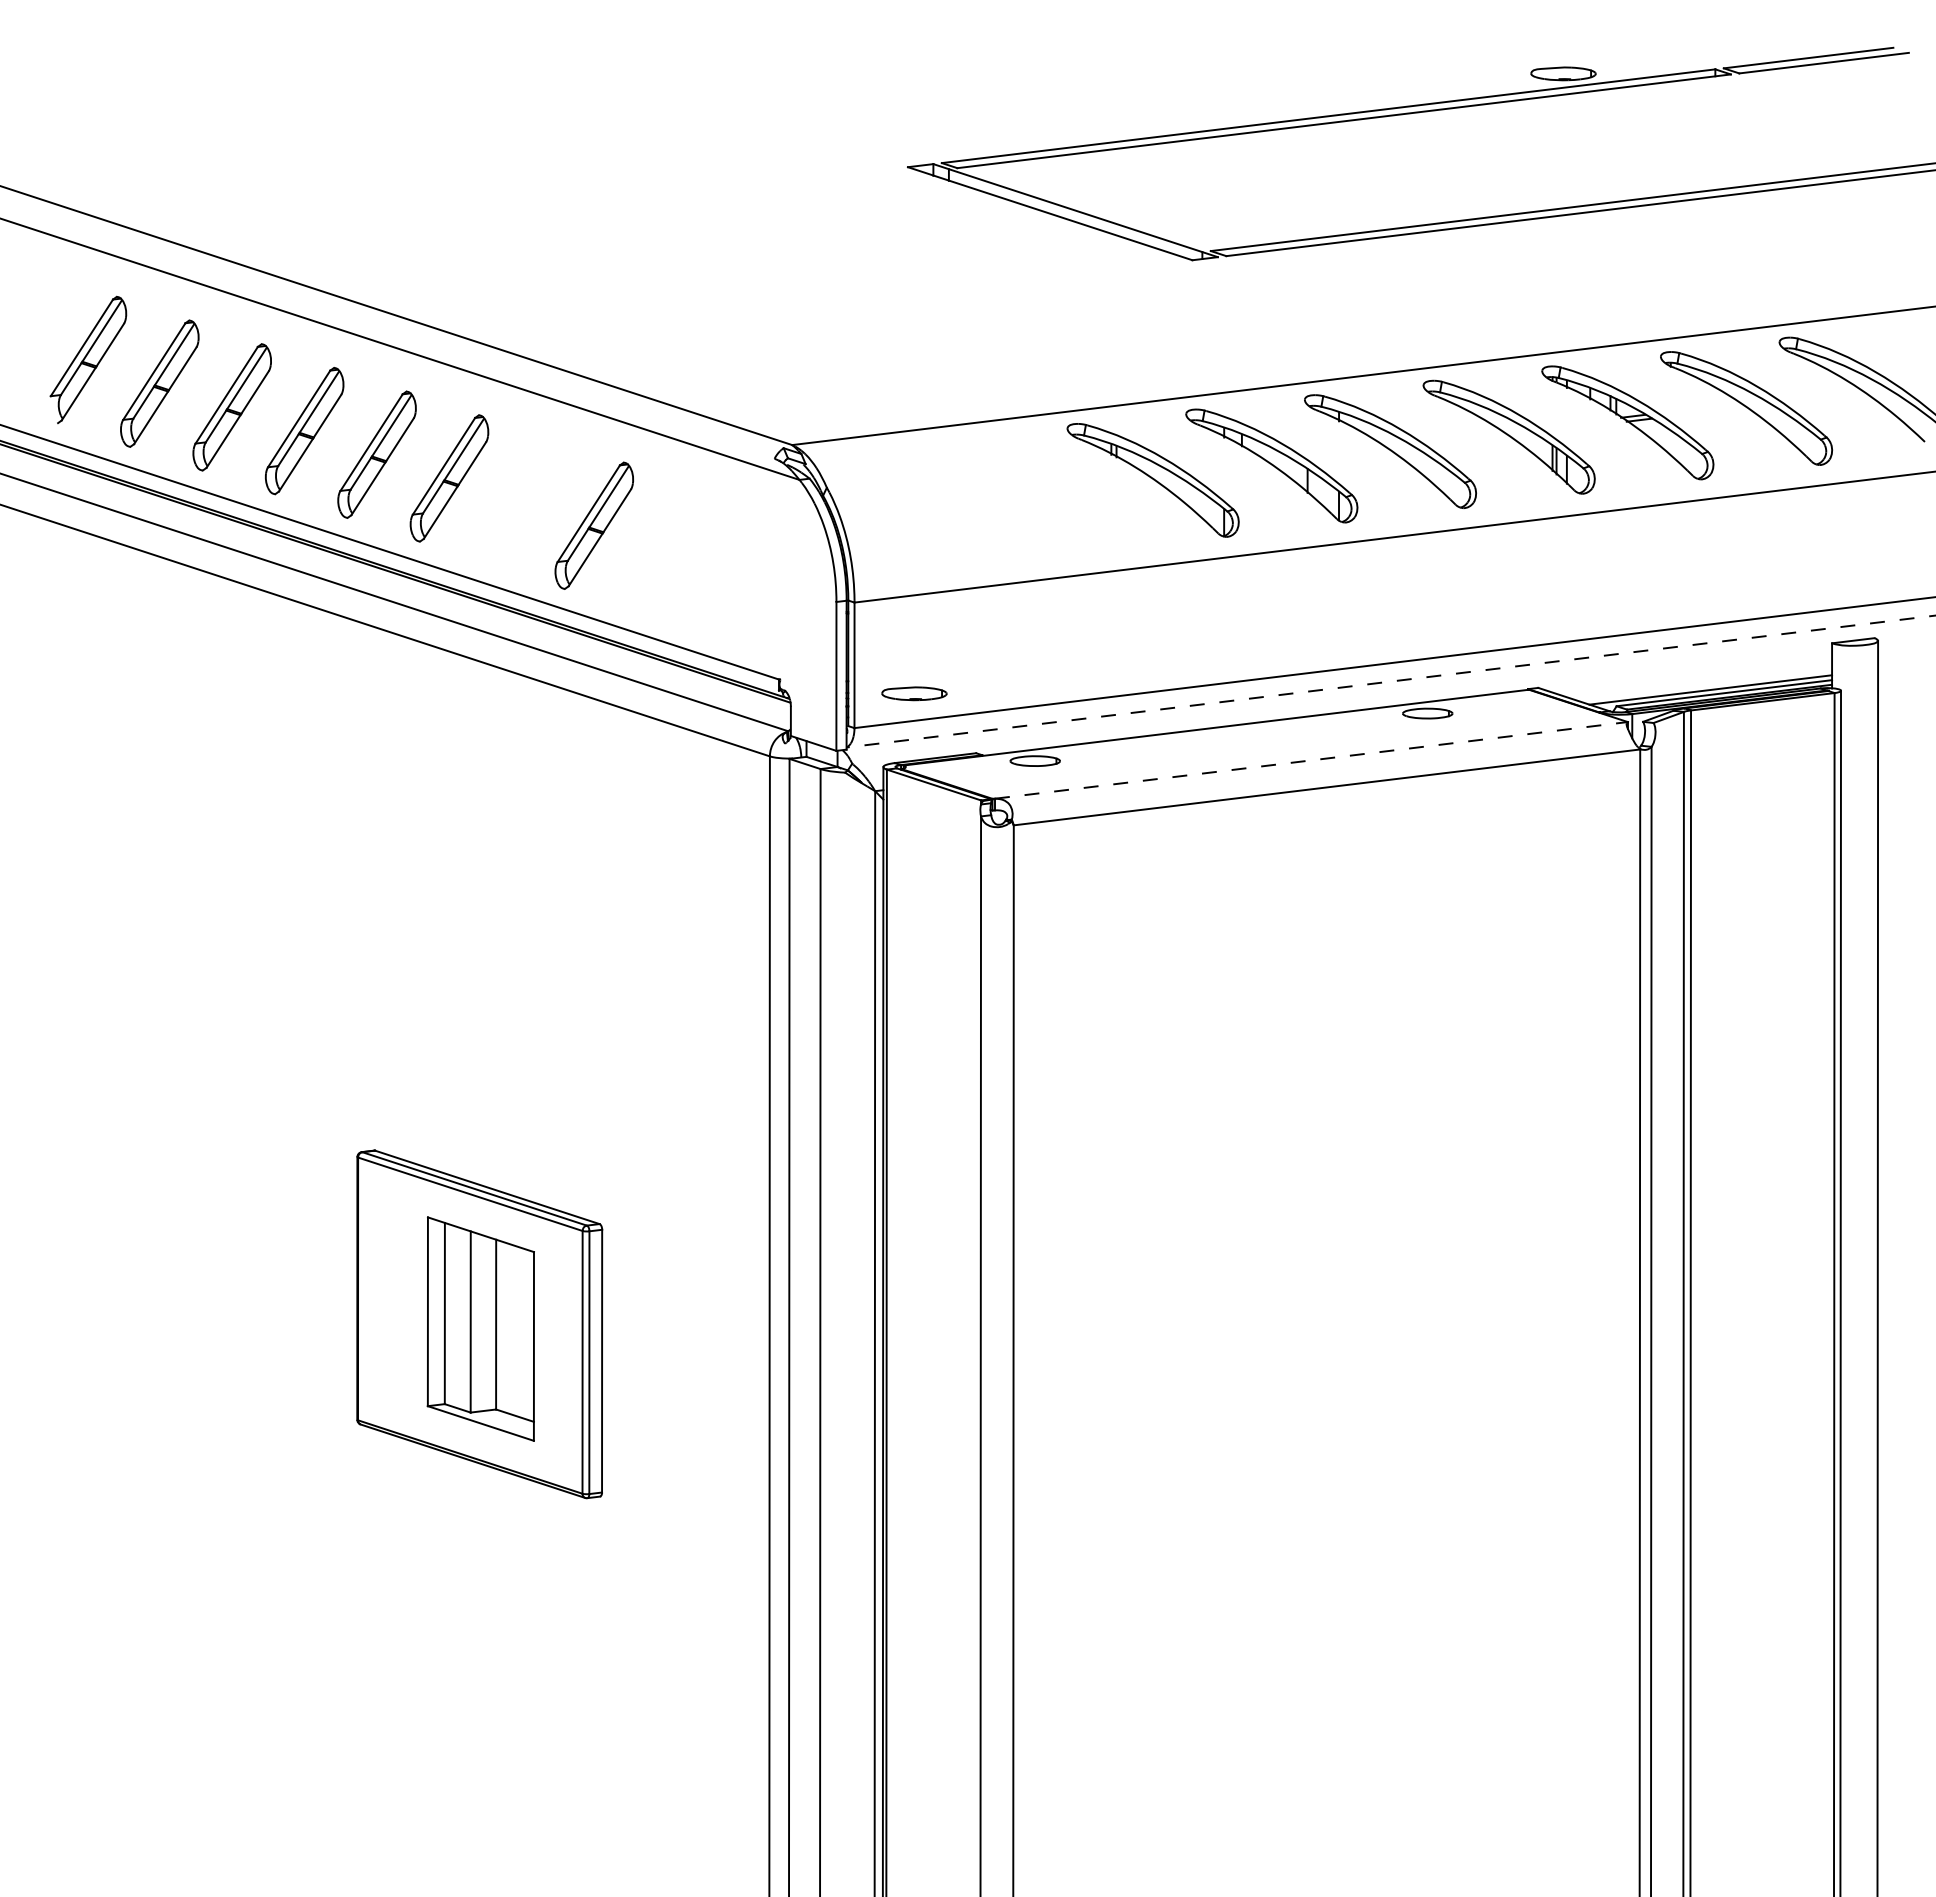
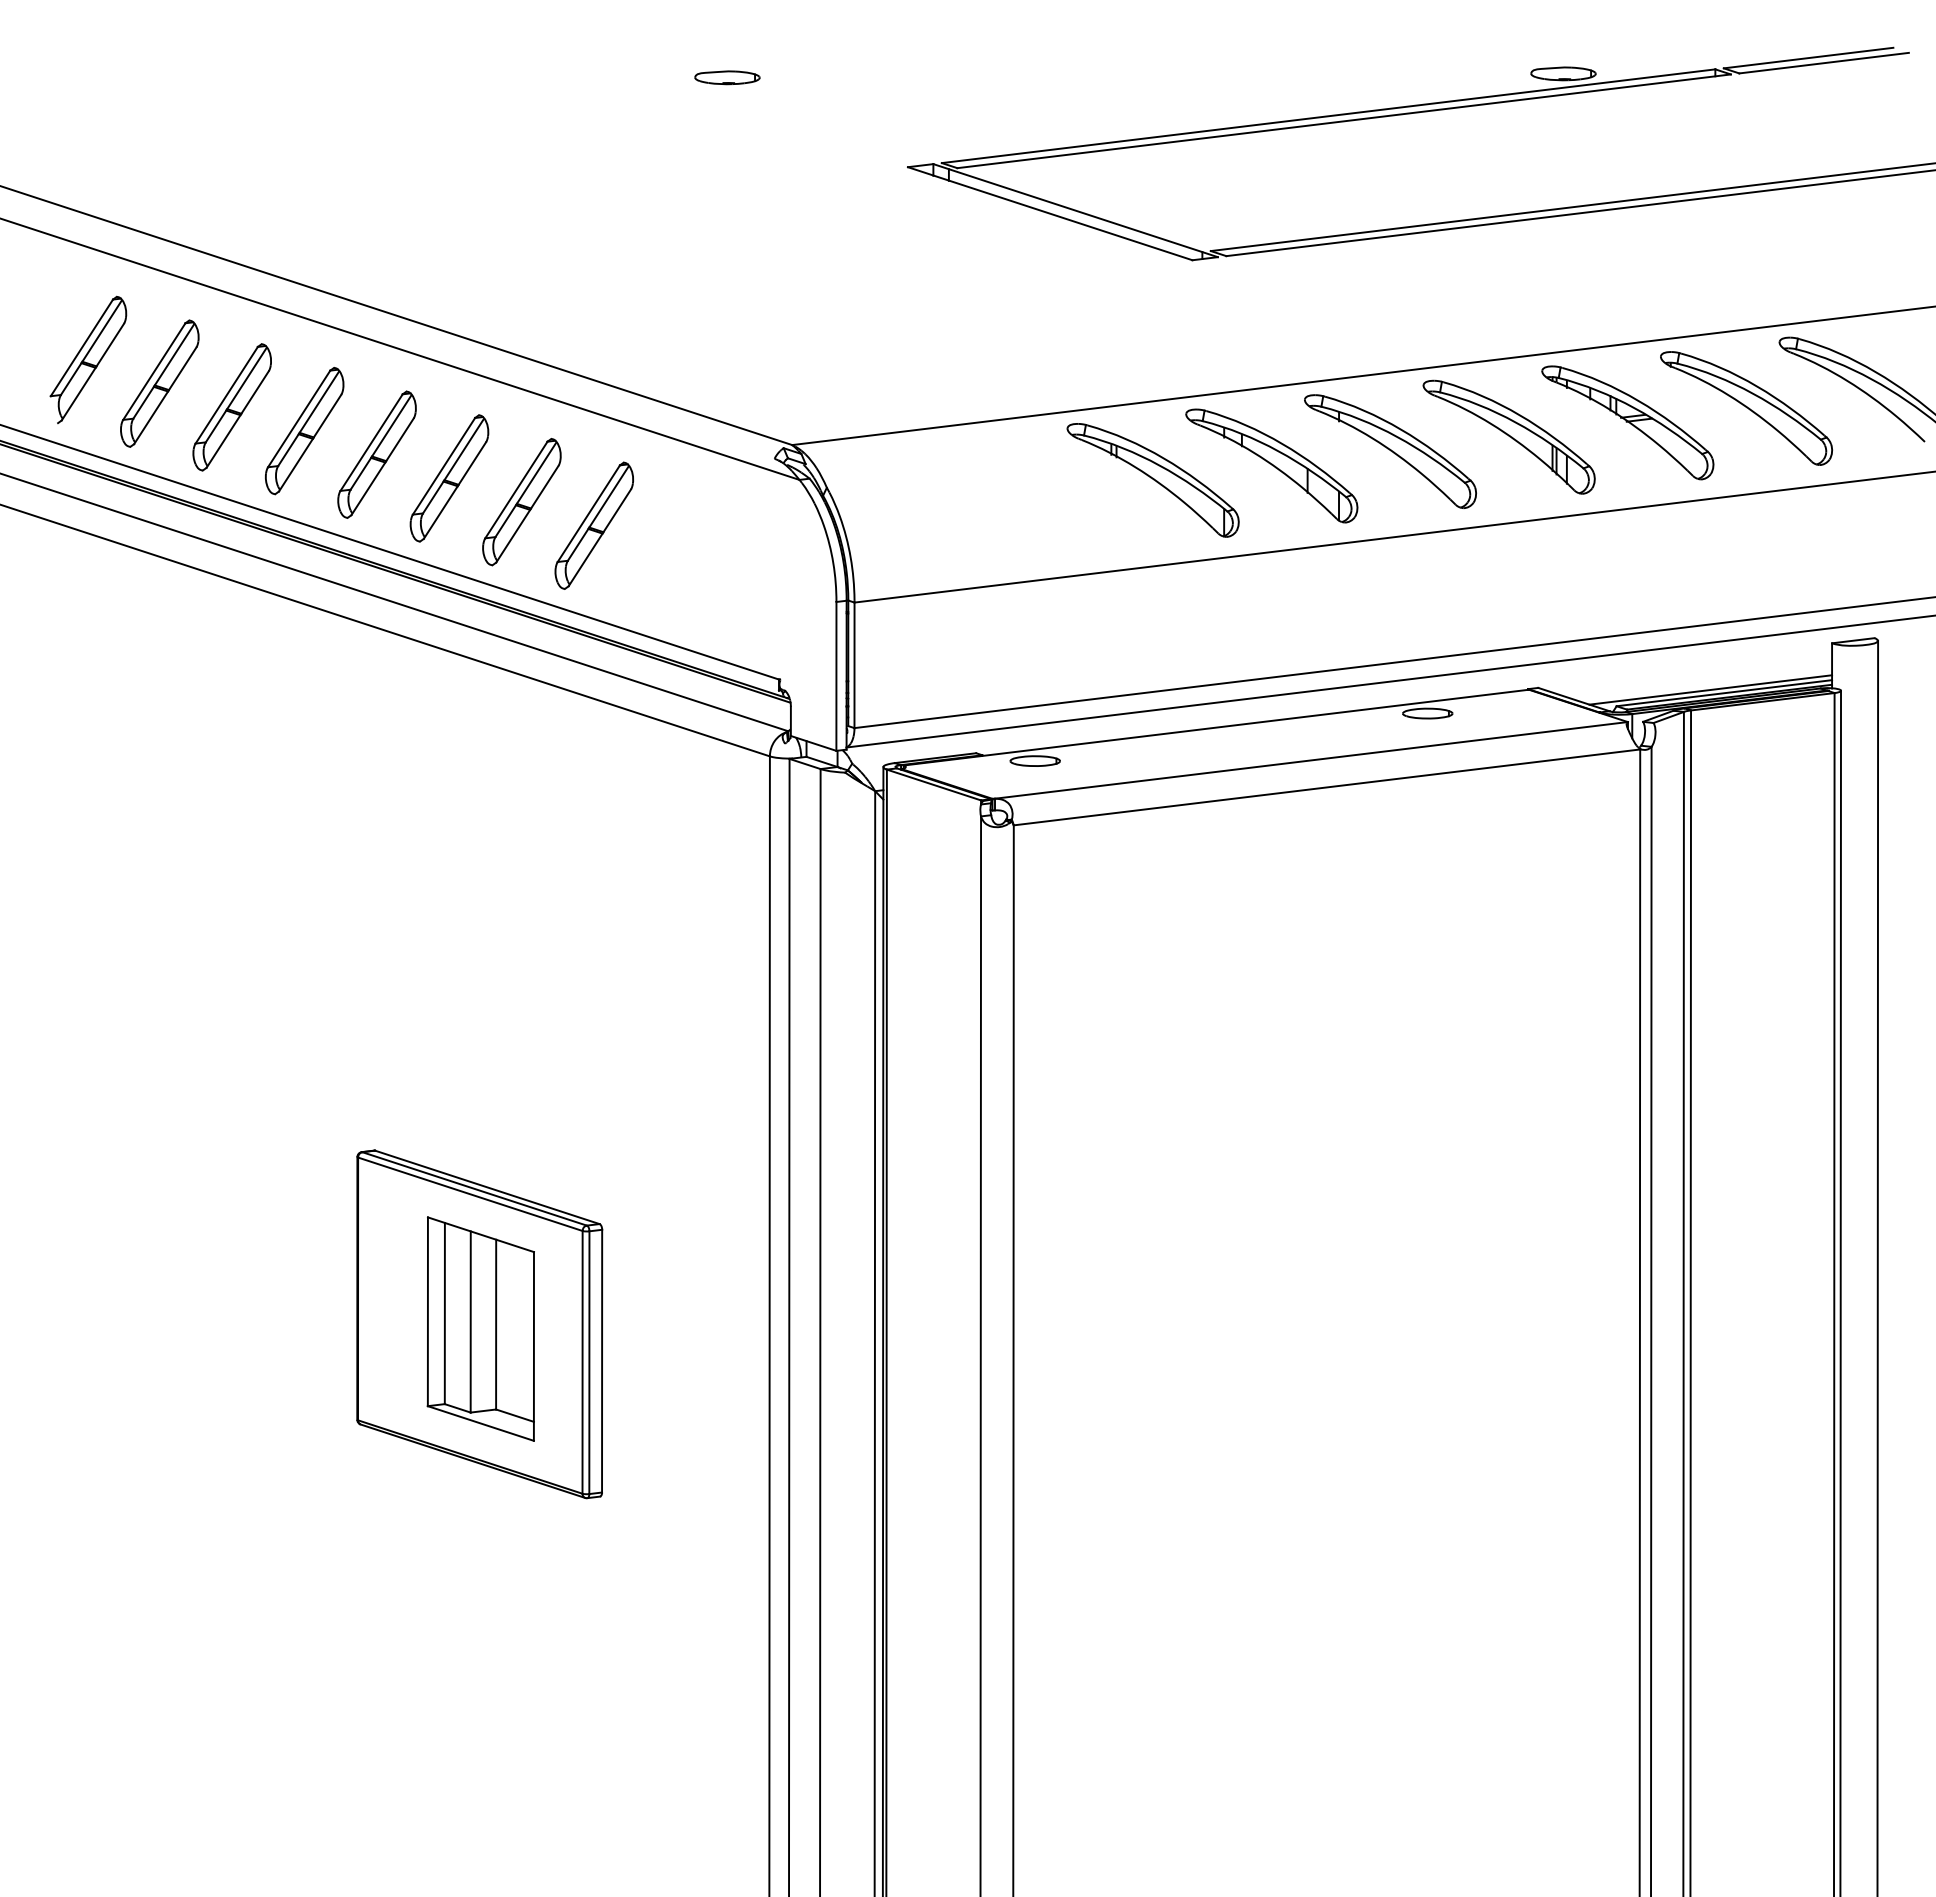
part: none -> present (521, 502)
line: dashed -> solid (1390, 681)
part position: (914, 693) -> (727, 77) (727, 77)
line: dashed -> solid (1311, 760)
